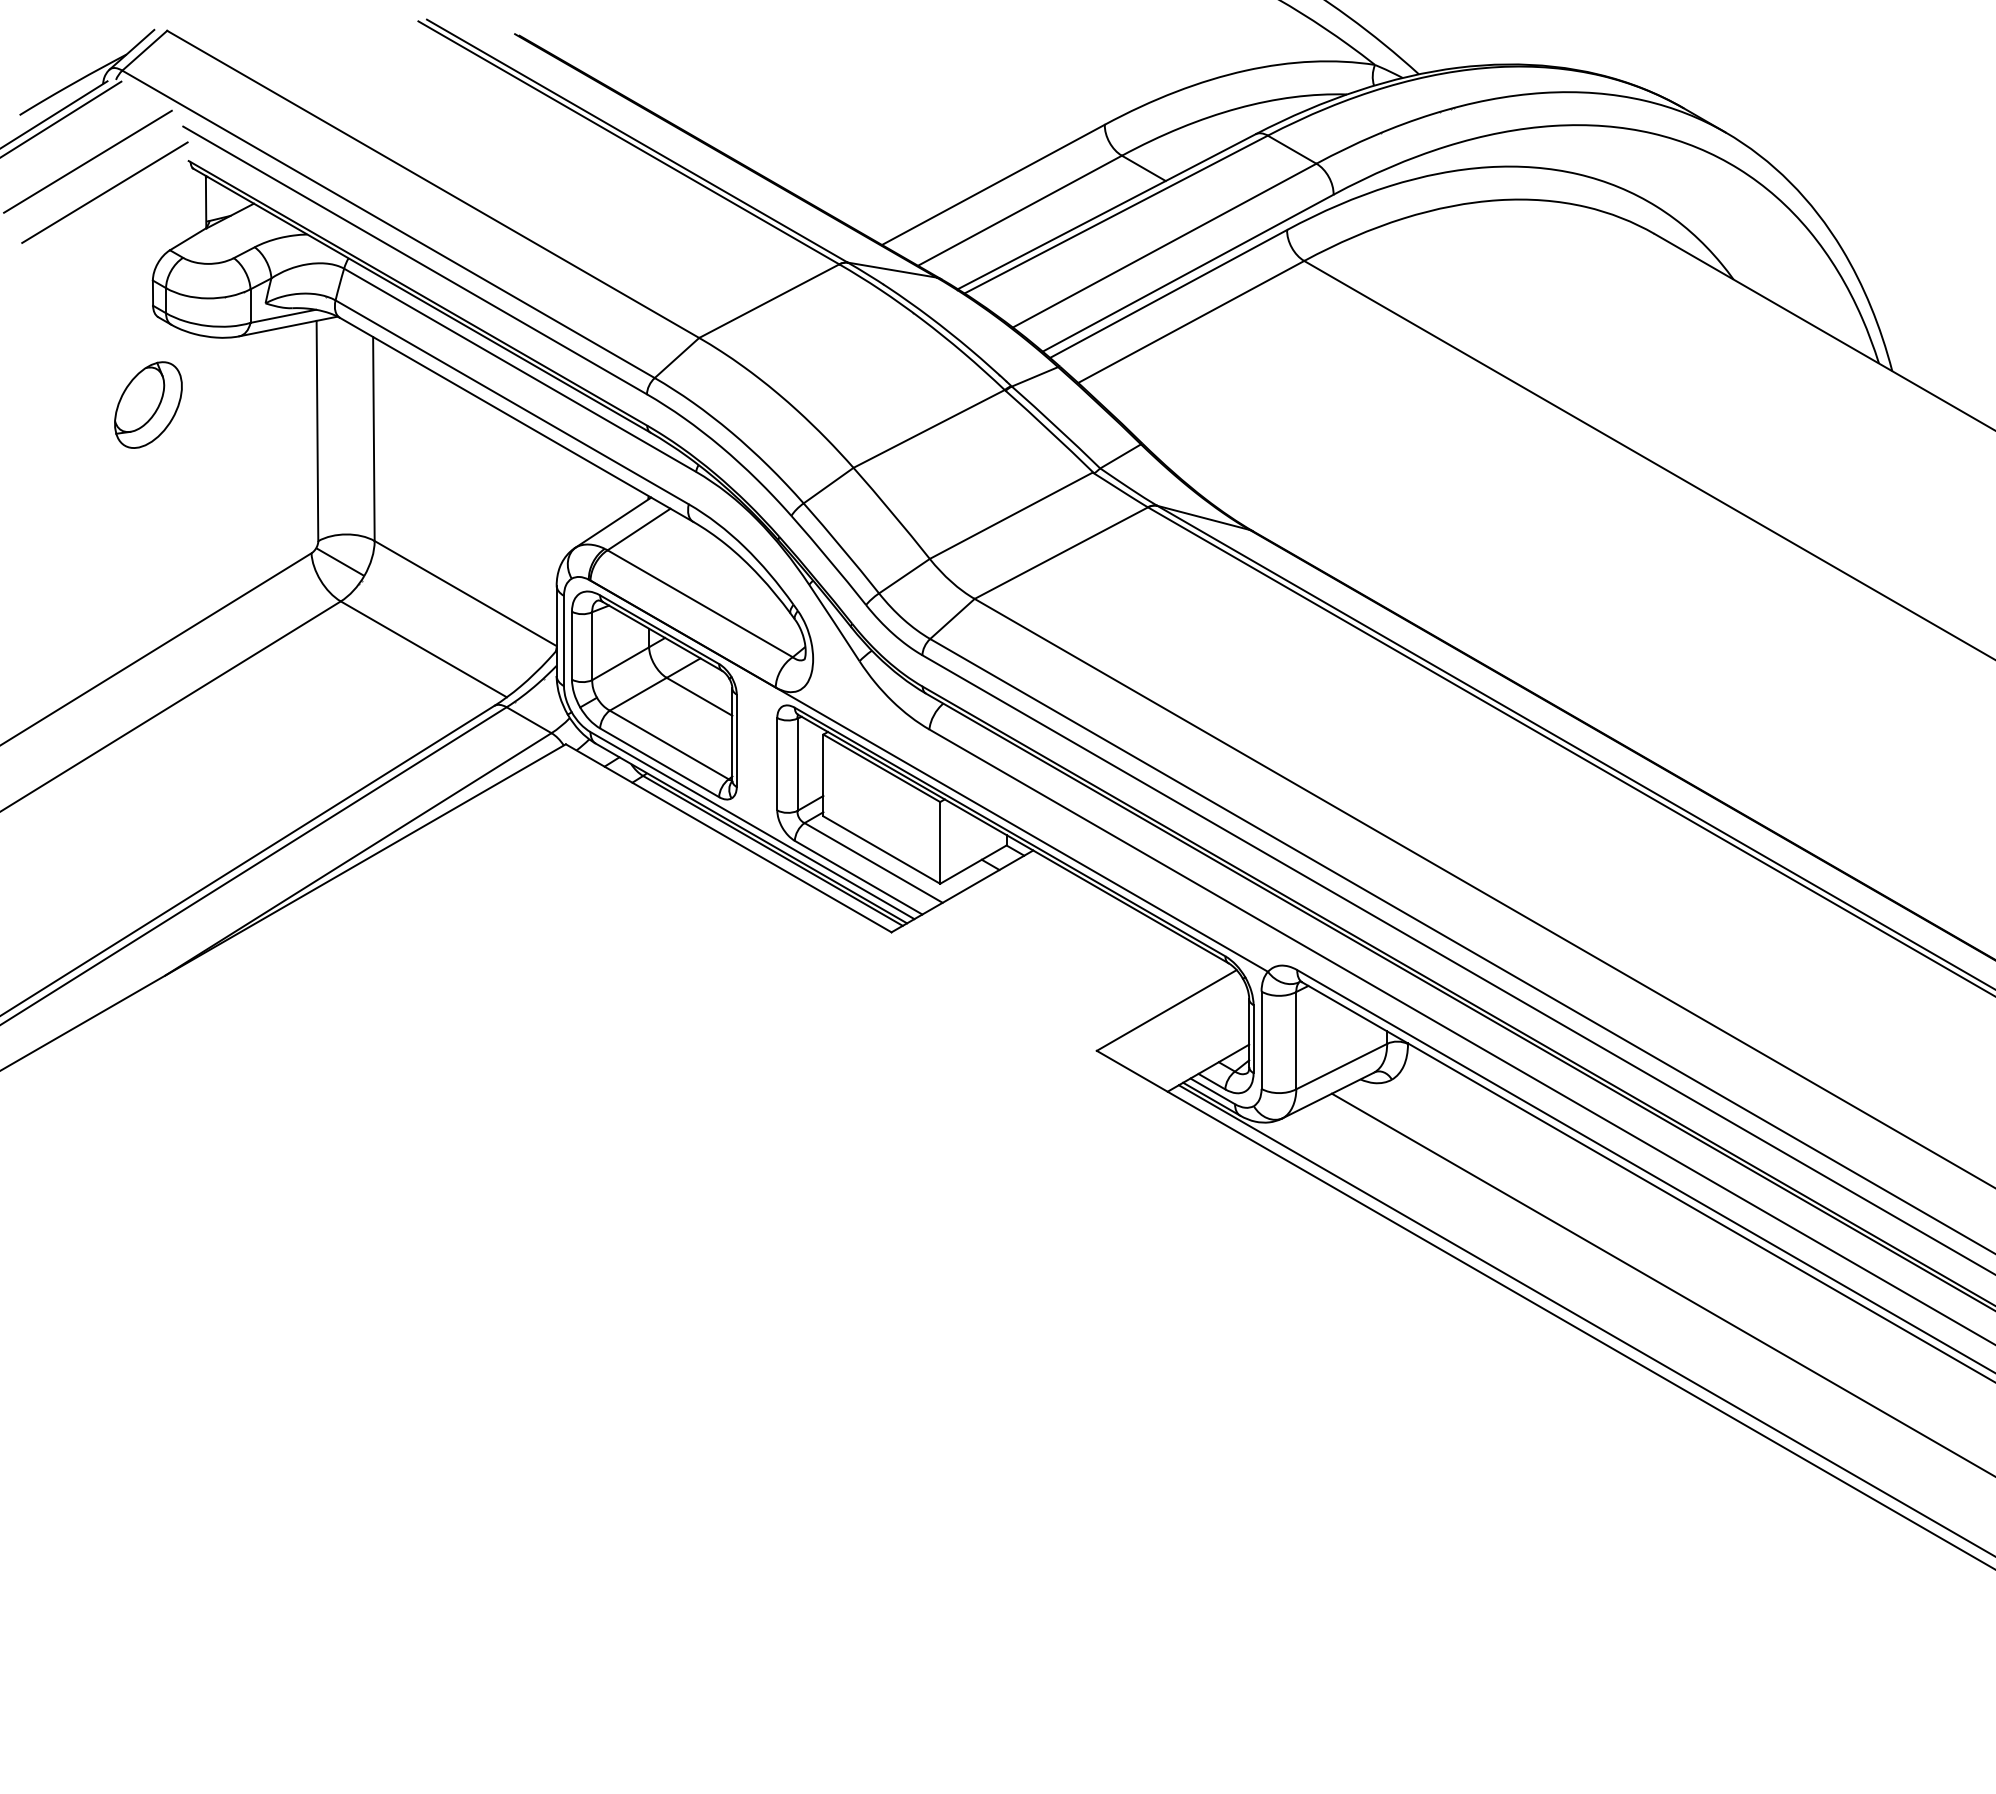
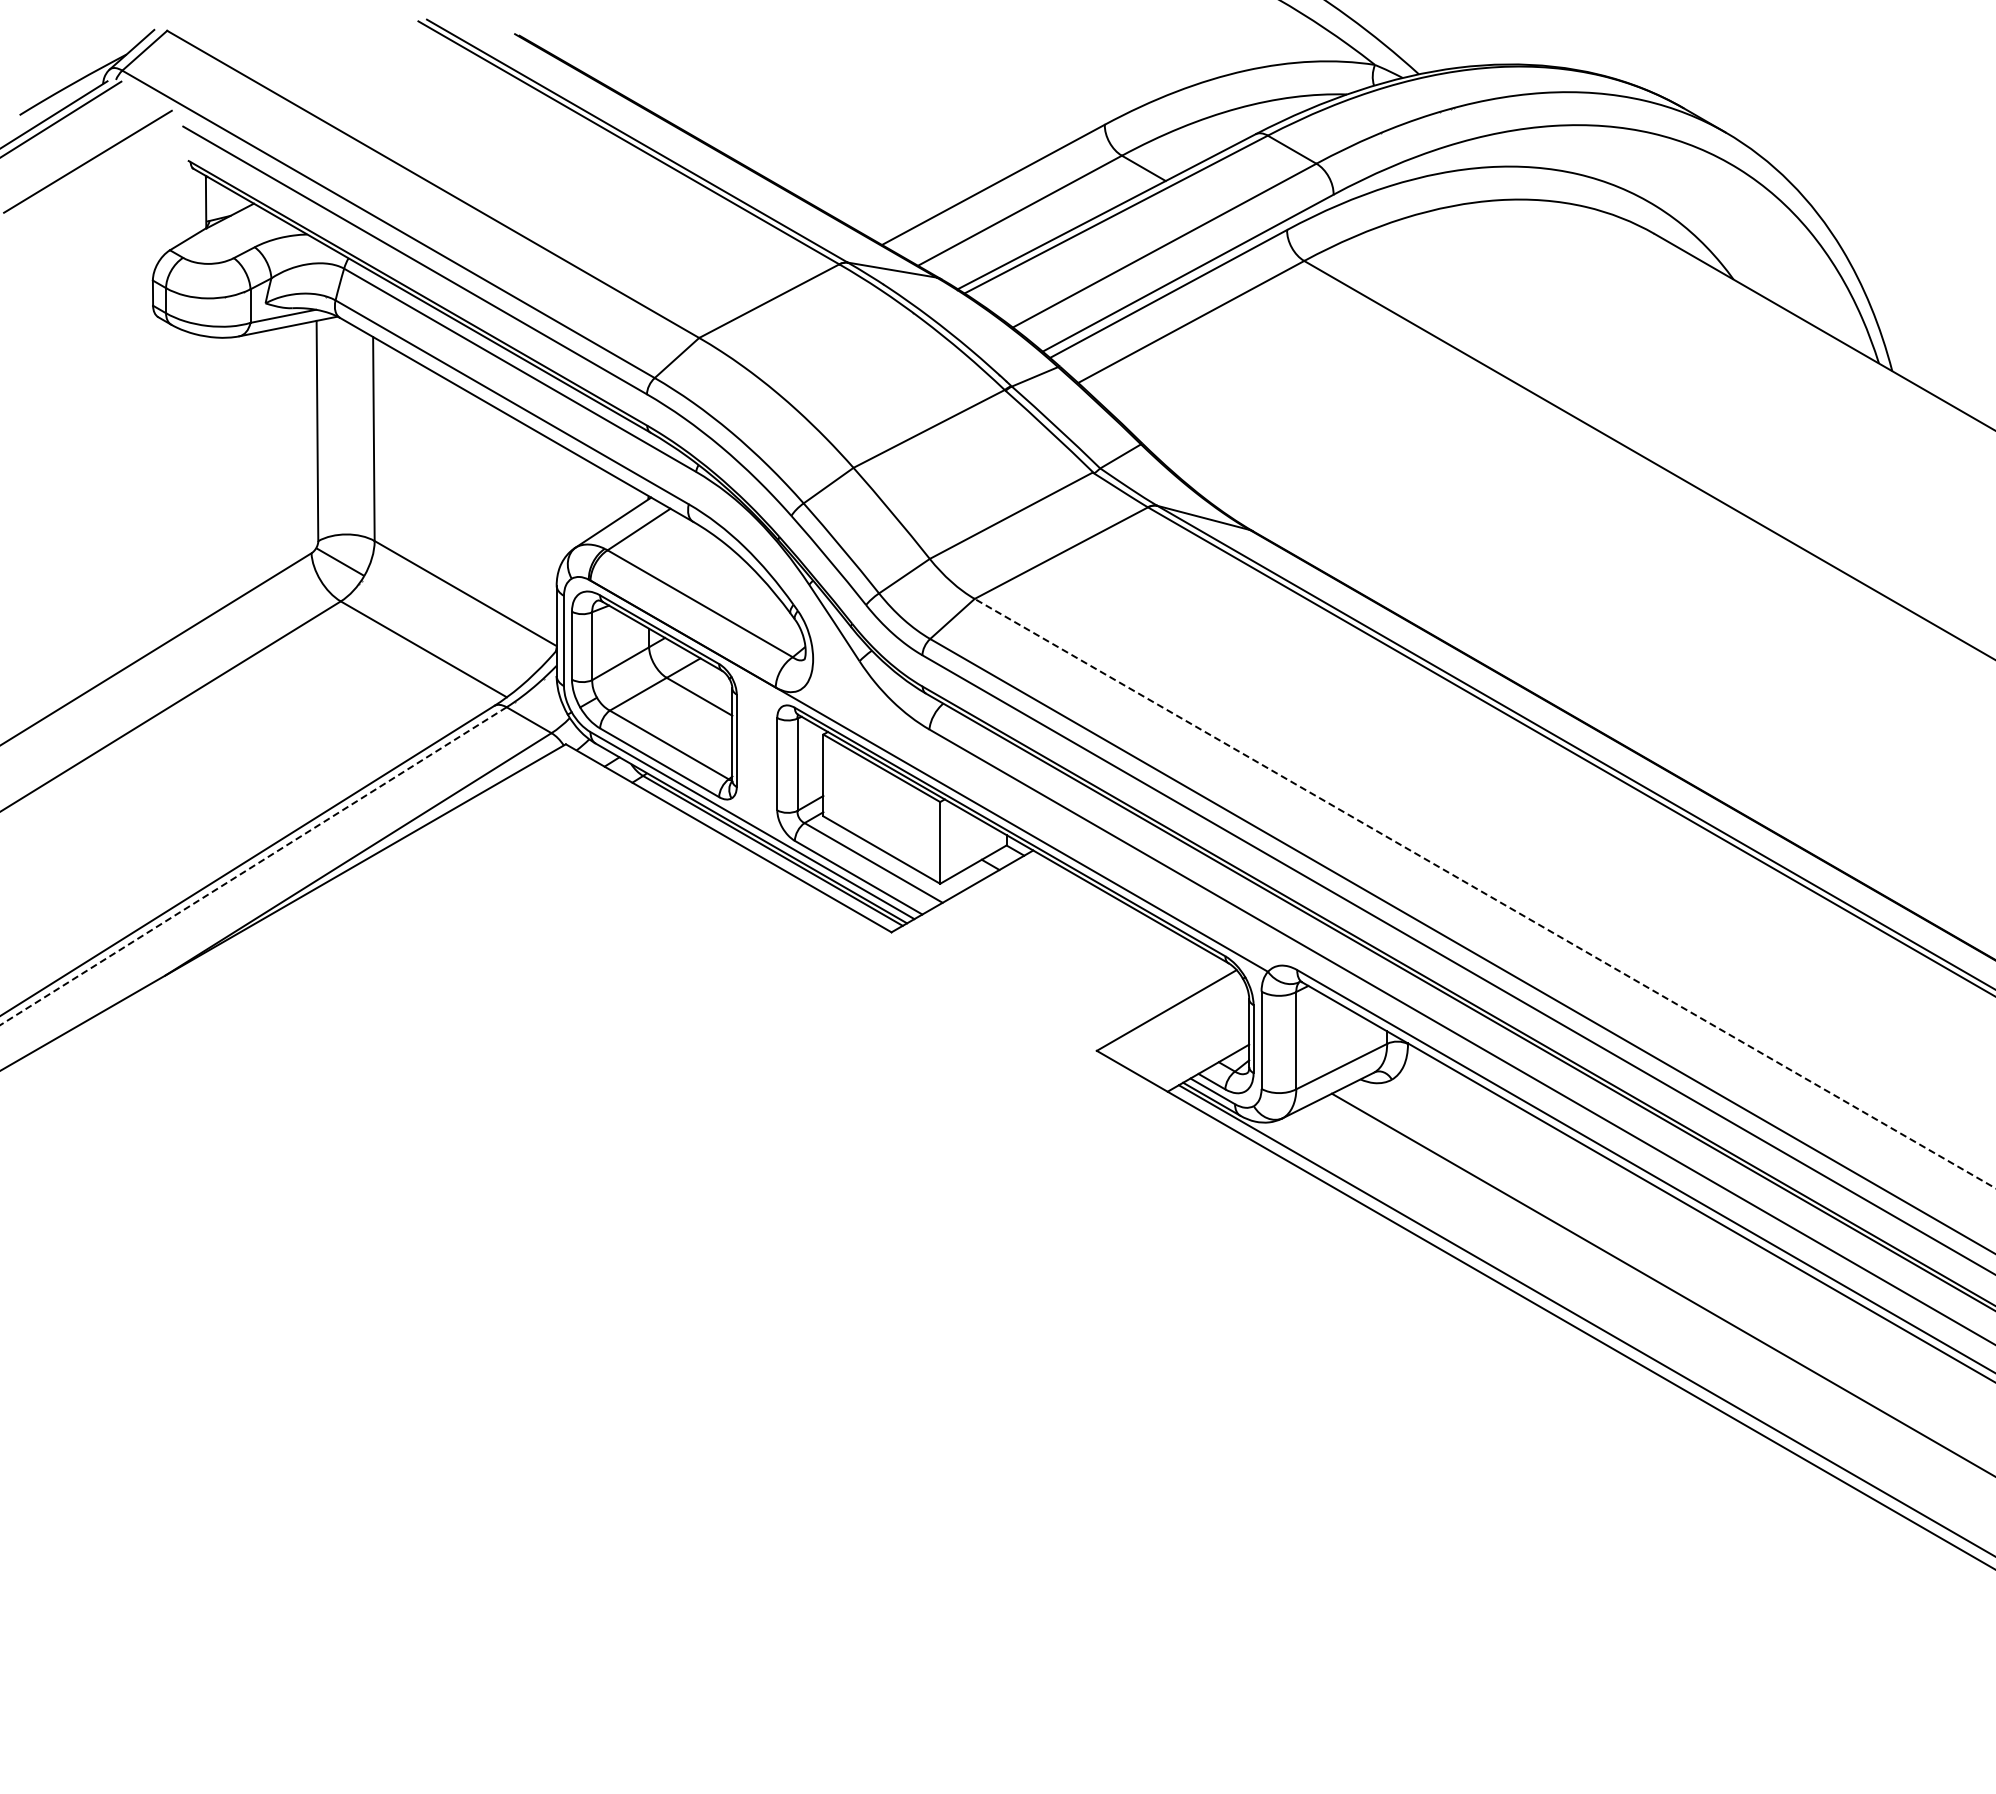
line: present -> none (104, 192)
part: present -> none (148, 404)
line: solid -> dashed (253, 866)
line: solid -> dashed (1484, 893)
